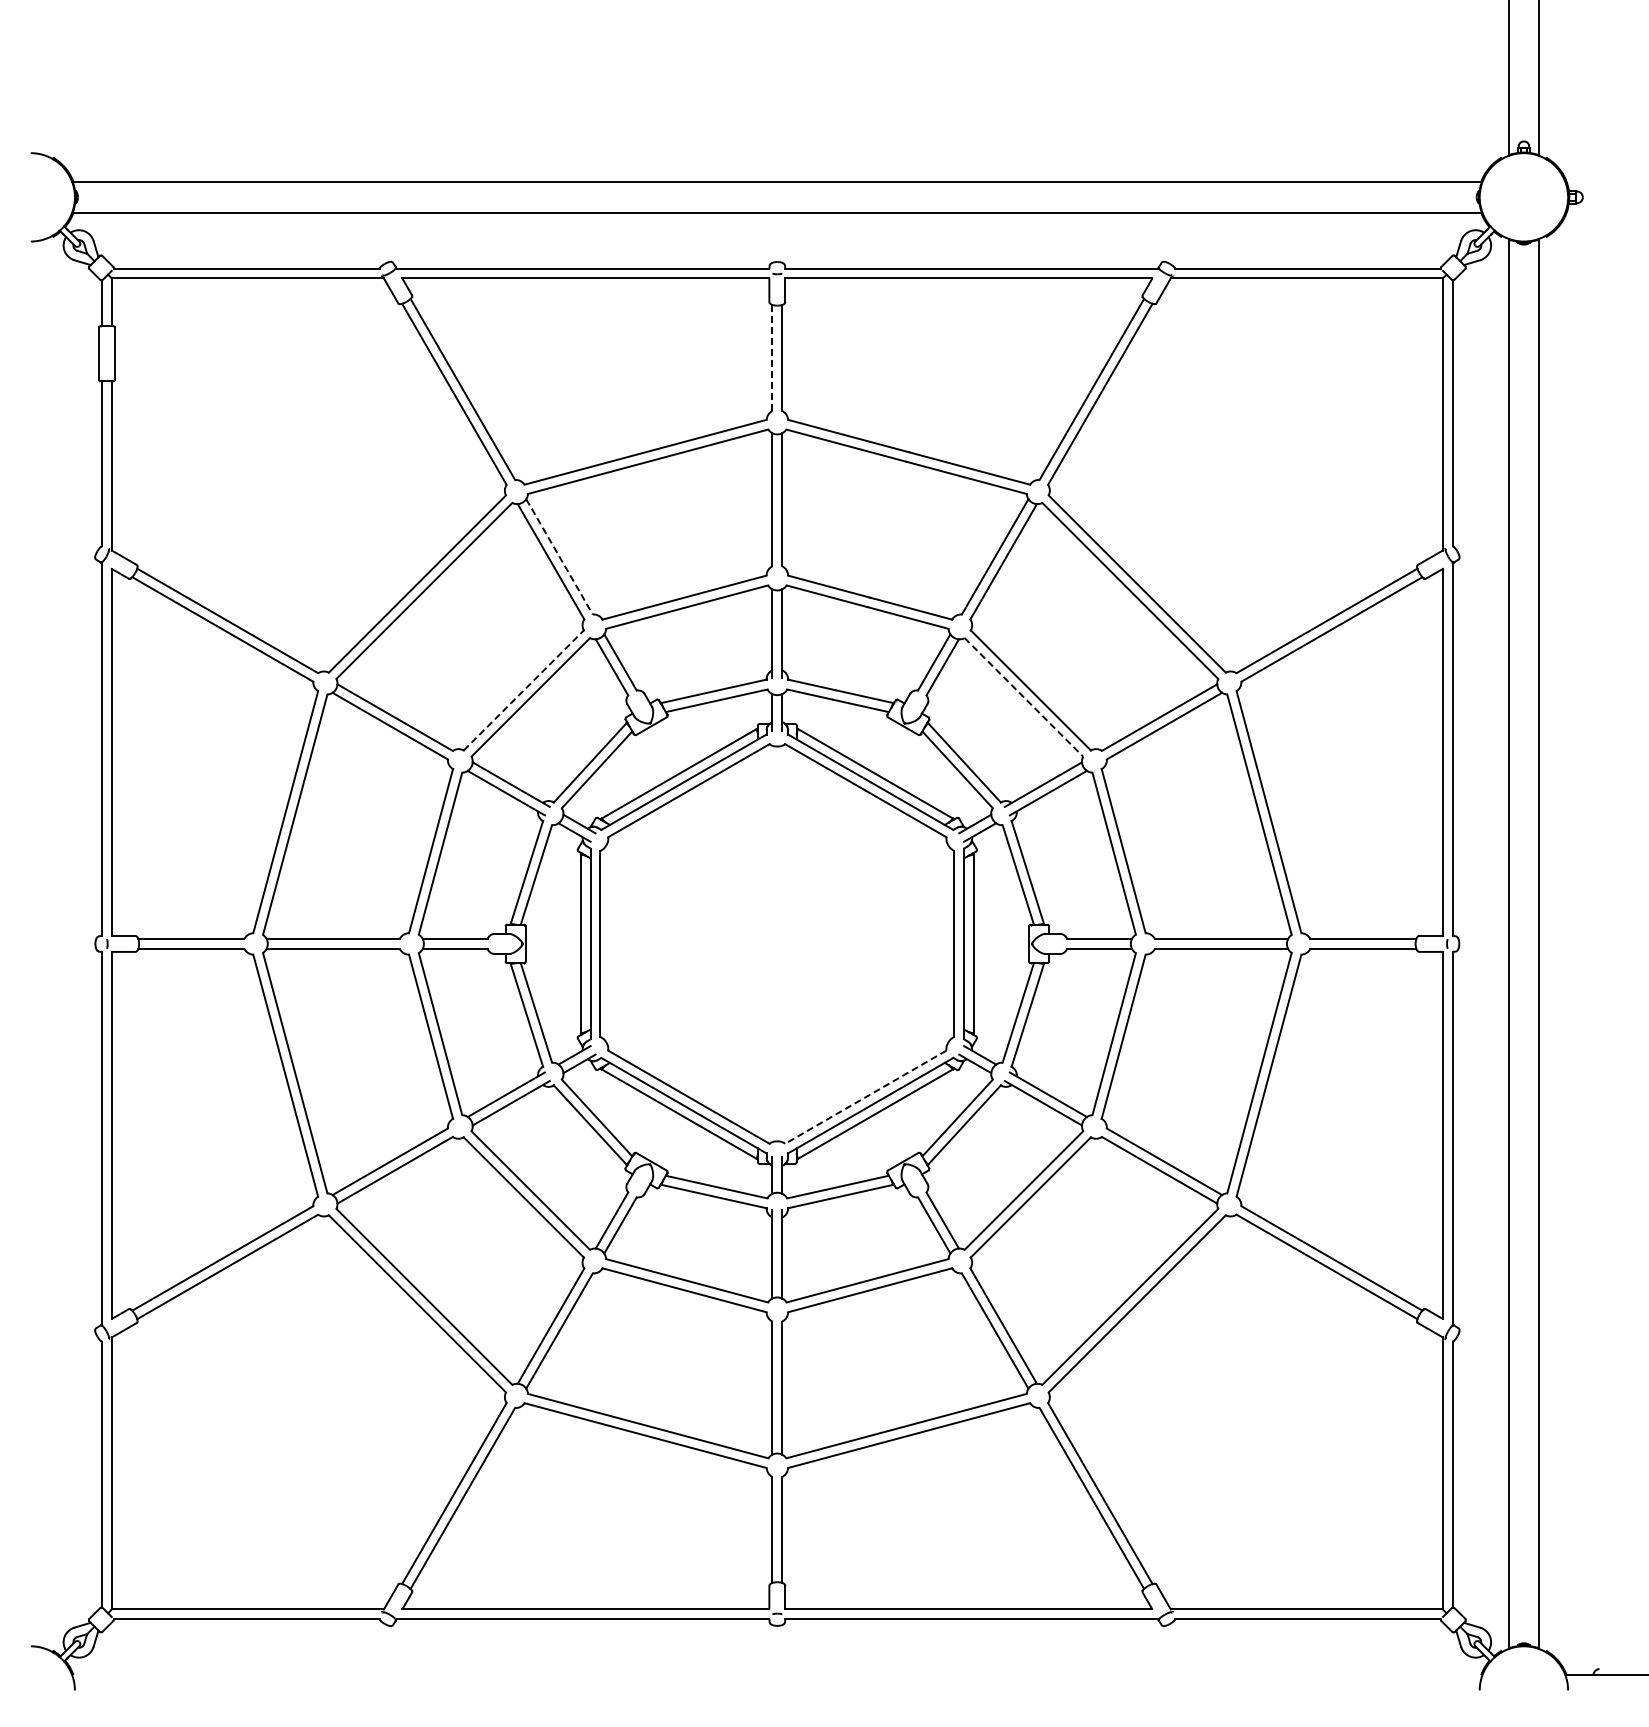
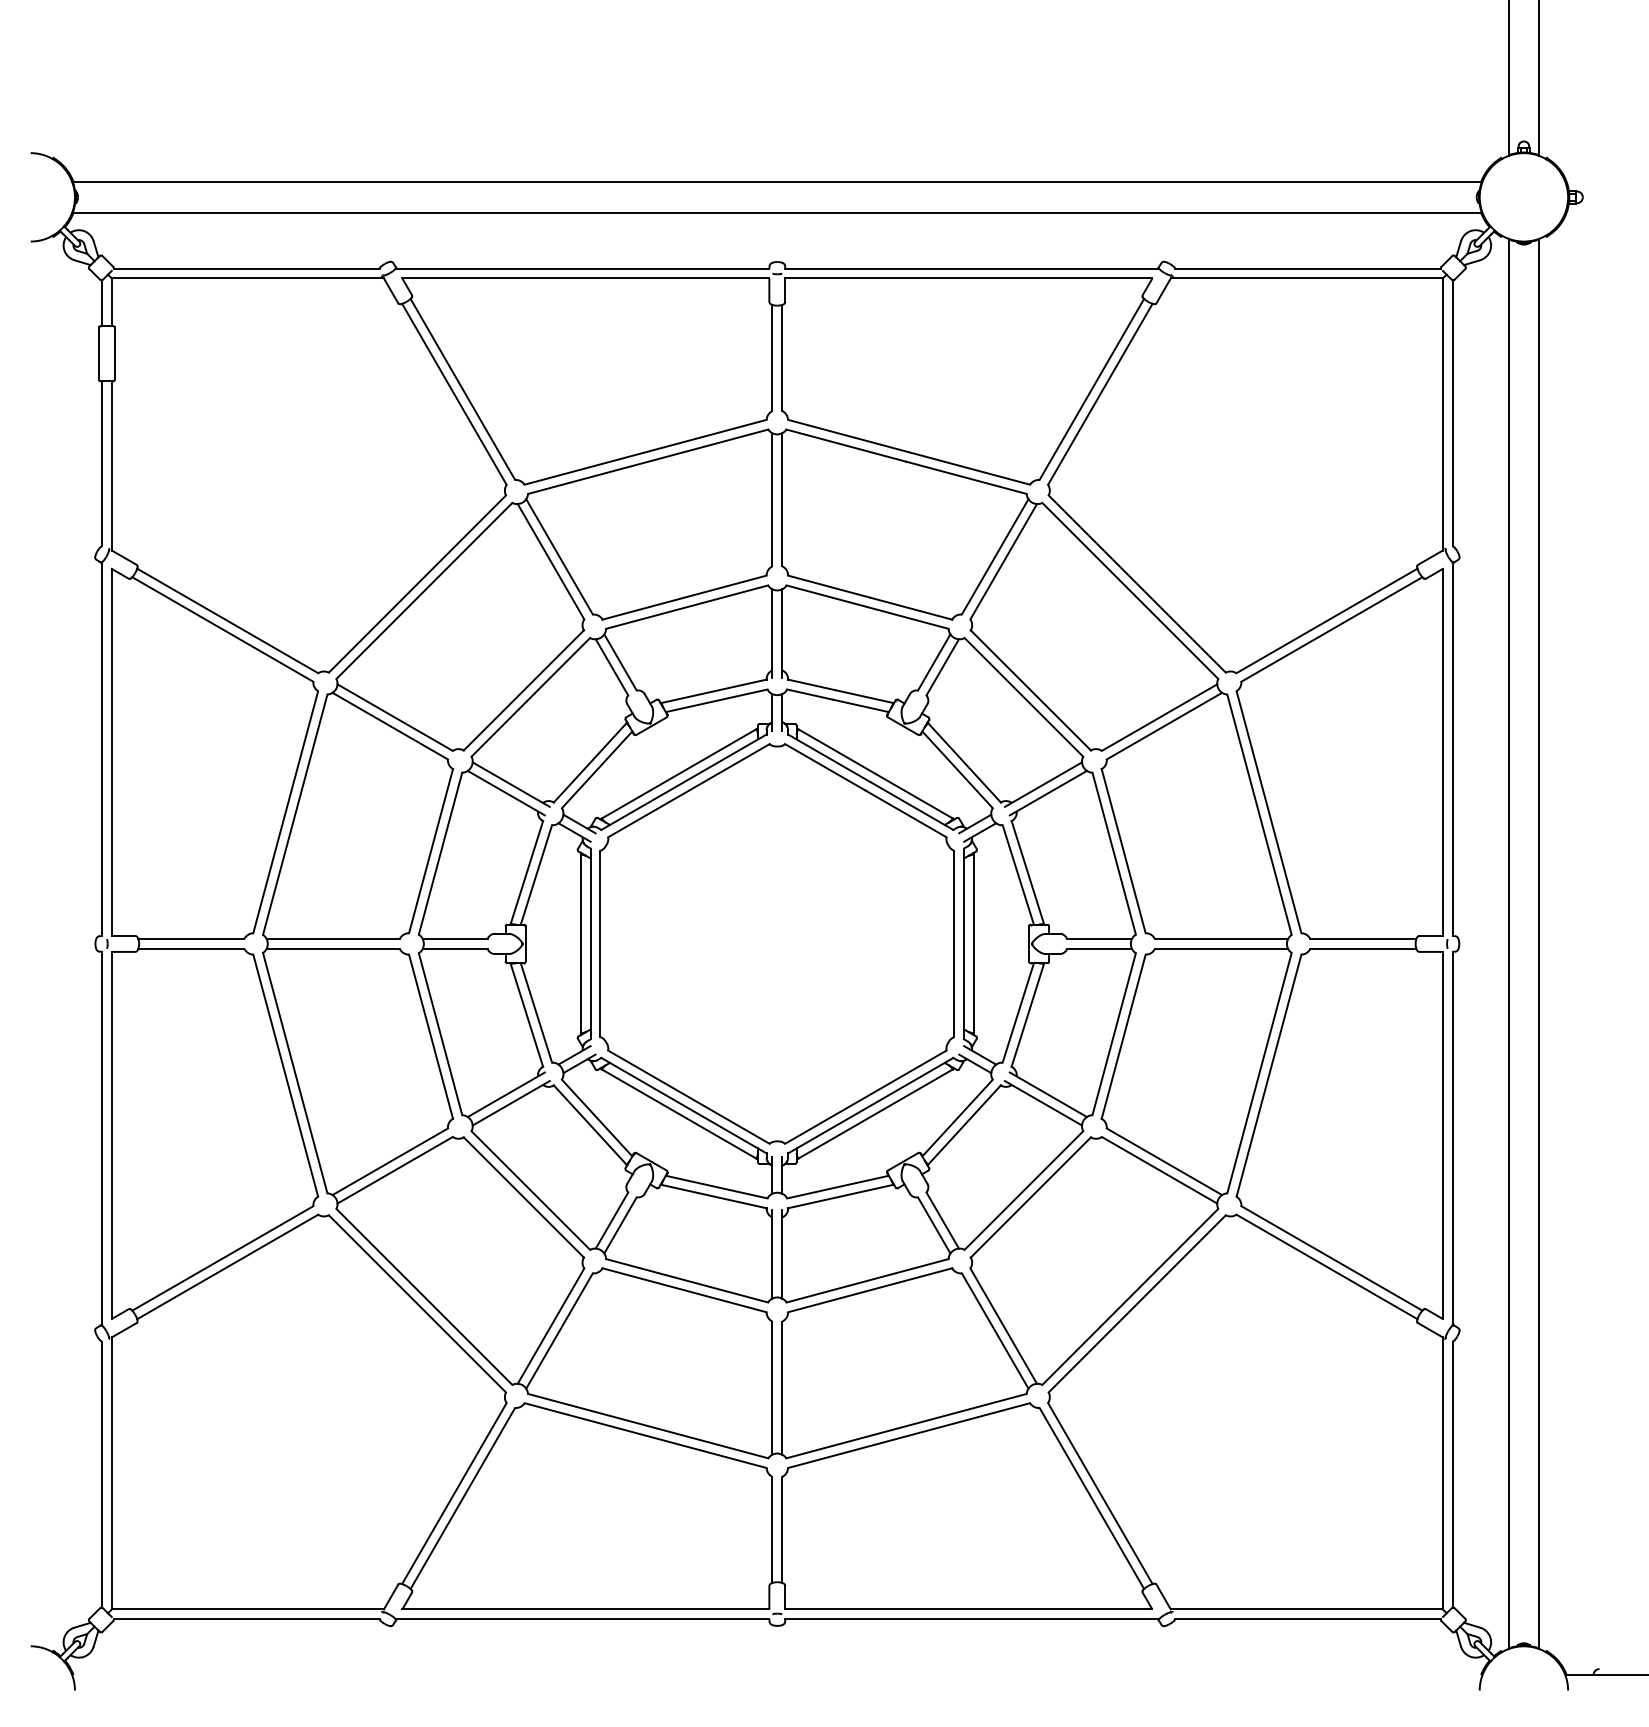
line: dashed -> solid (772, 357)
line: dashed -> solid (559, 556)
line: dashed -> solid (523, 690)
line: dashed -> solid (1023, 697)
line: dashed -> solid (865, 1097)
